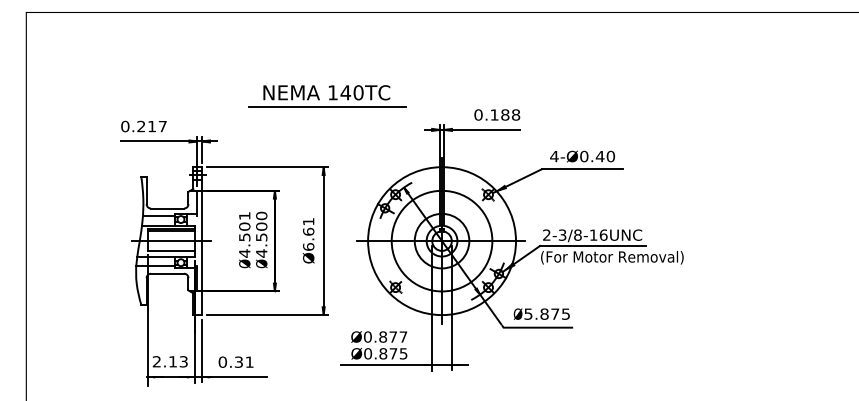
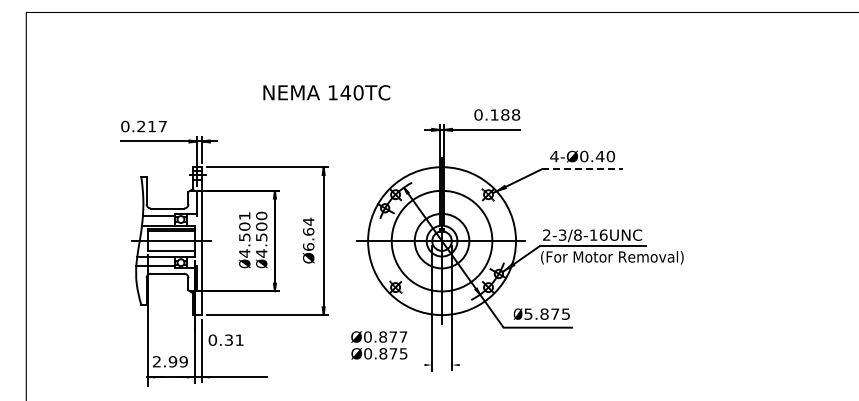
line: present -> none (327, 106)
line: solid -> dashed (582, 169)
text: Ø6.61 -> Ø6.64 (308, 221)
text: 2.13 -> 2.99 (177, 361)
text position: (235, 361) -> (225, 339) (225, 339)
line: present -> none (404, 365)
